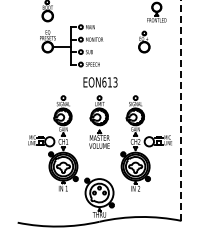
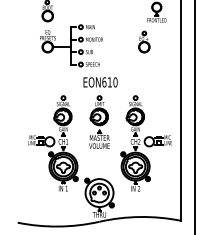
text: EON613 -> EON610 (115, 82)
line: dashed -> solid (181, 110)
line: none -> present (195, 116)
